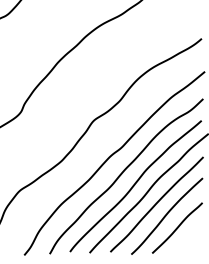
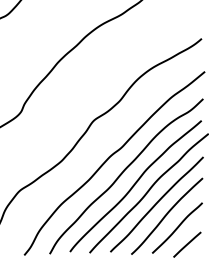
line: none -> present (187, 244)
